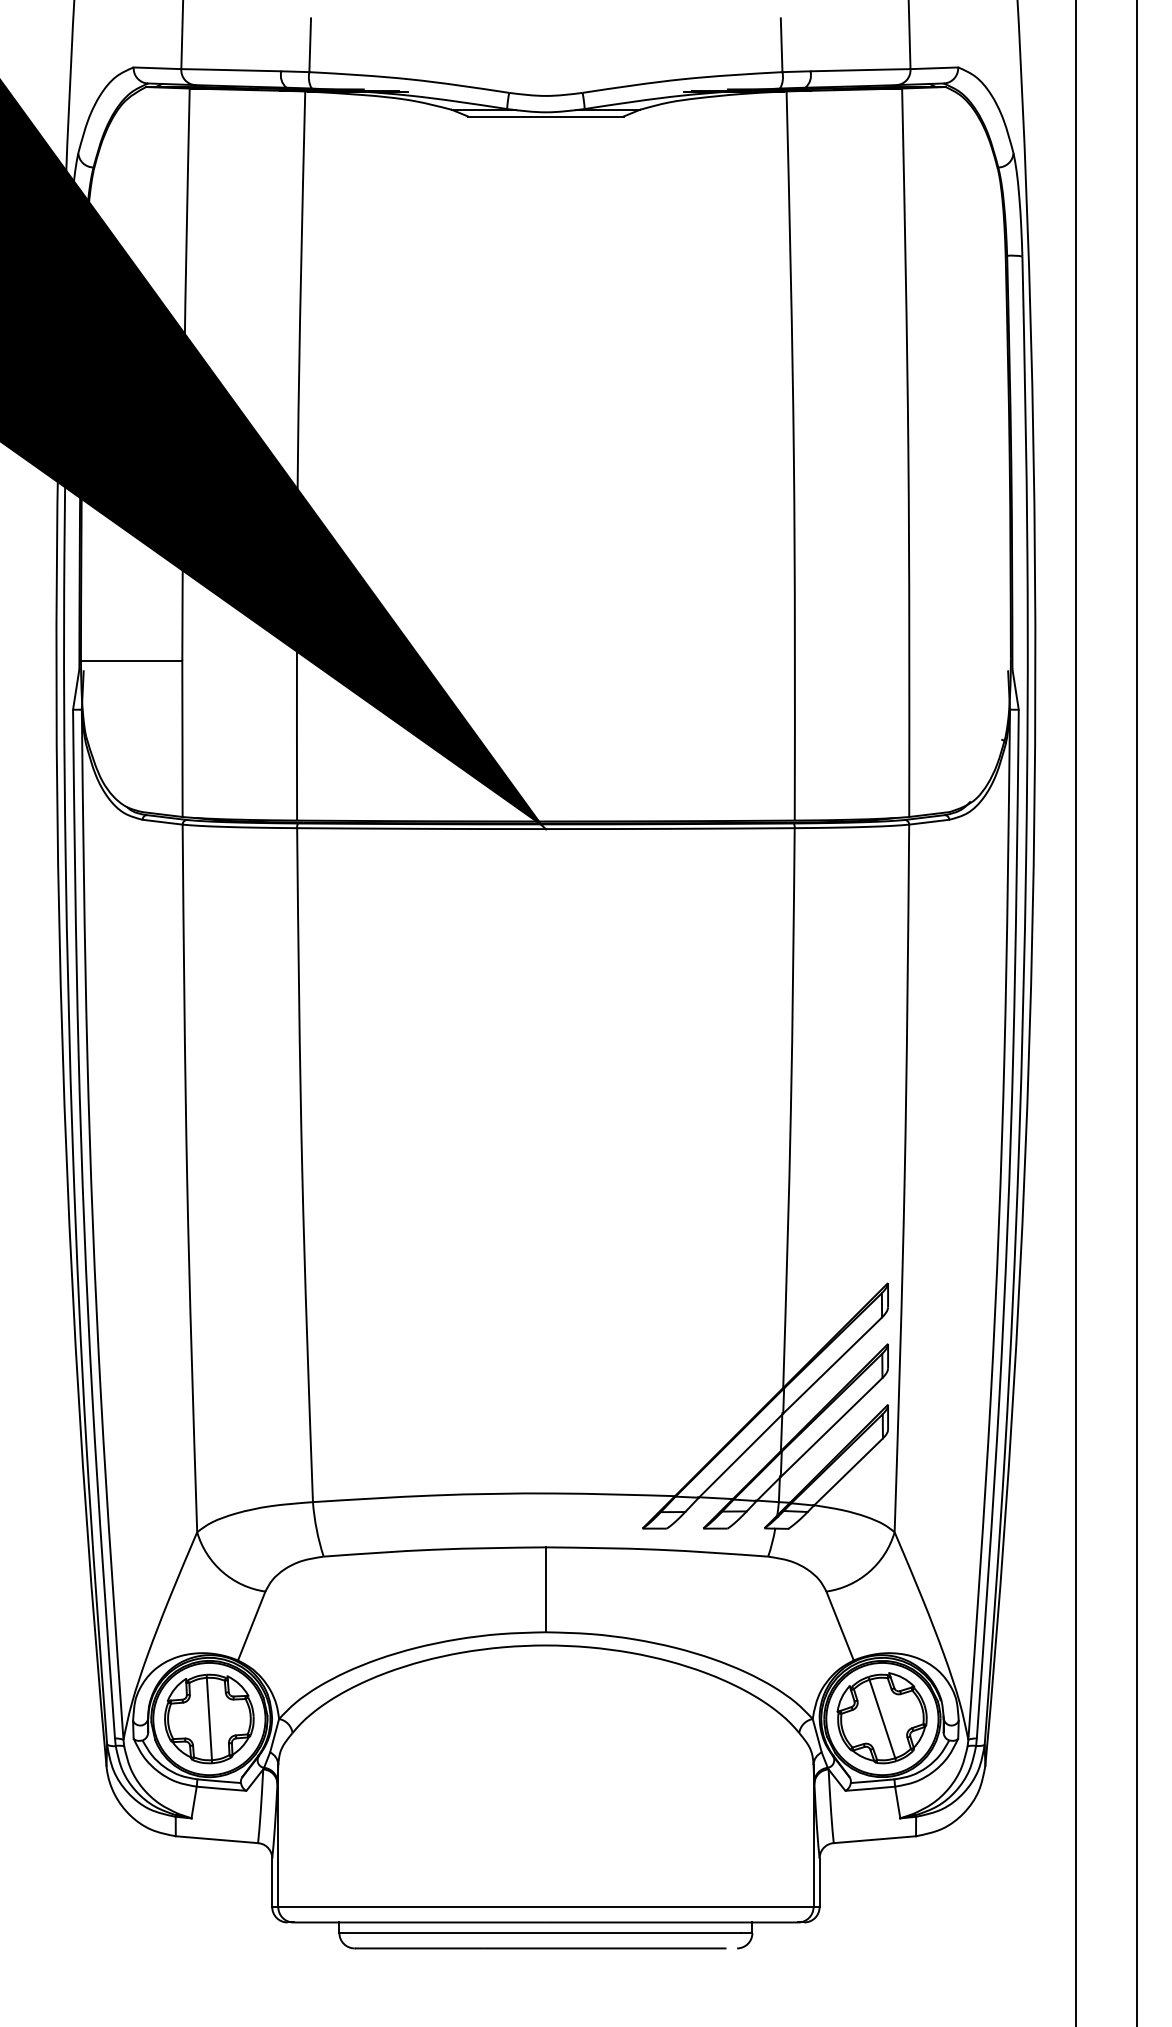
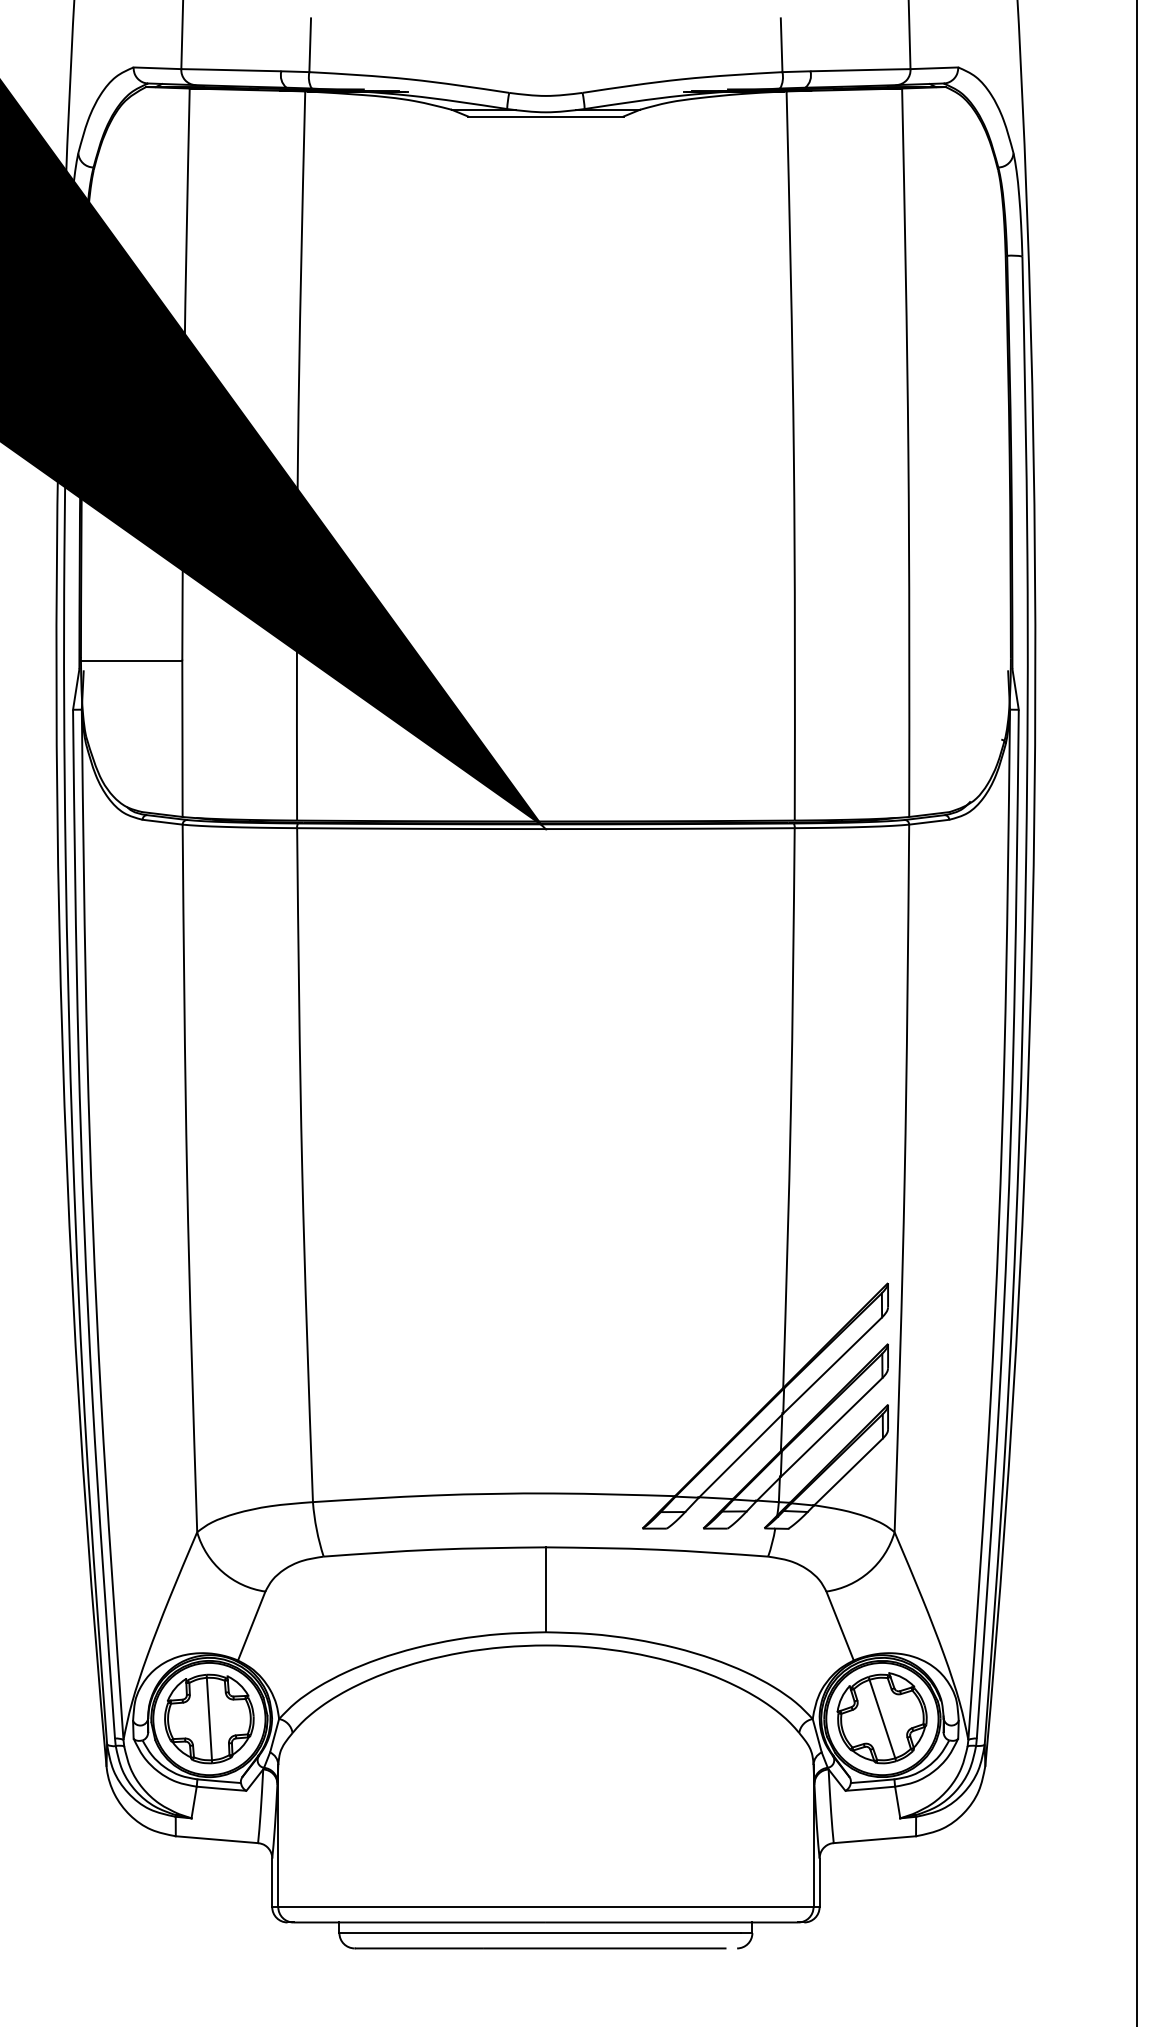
line: present -> none (1075, 1012)
